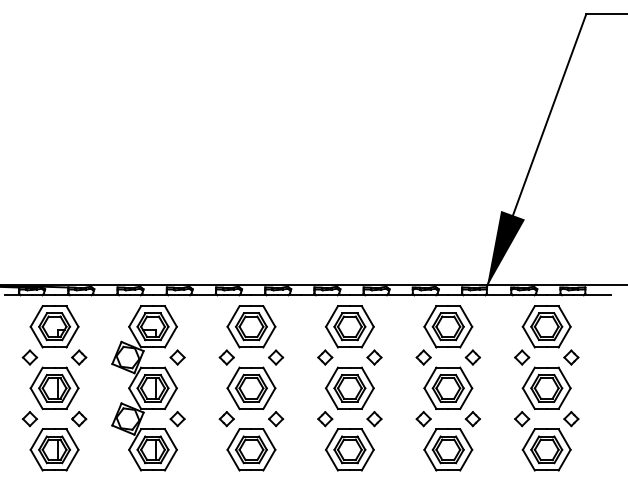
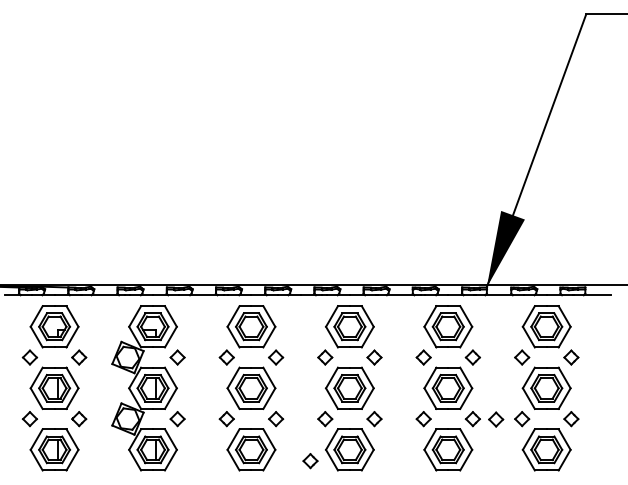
part: none -> present (496, 419)
part: none -> present (310, 461)
